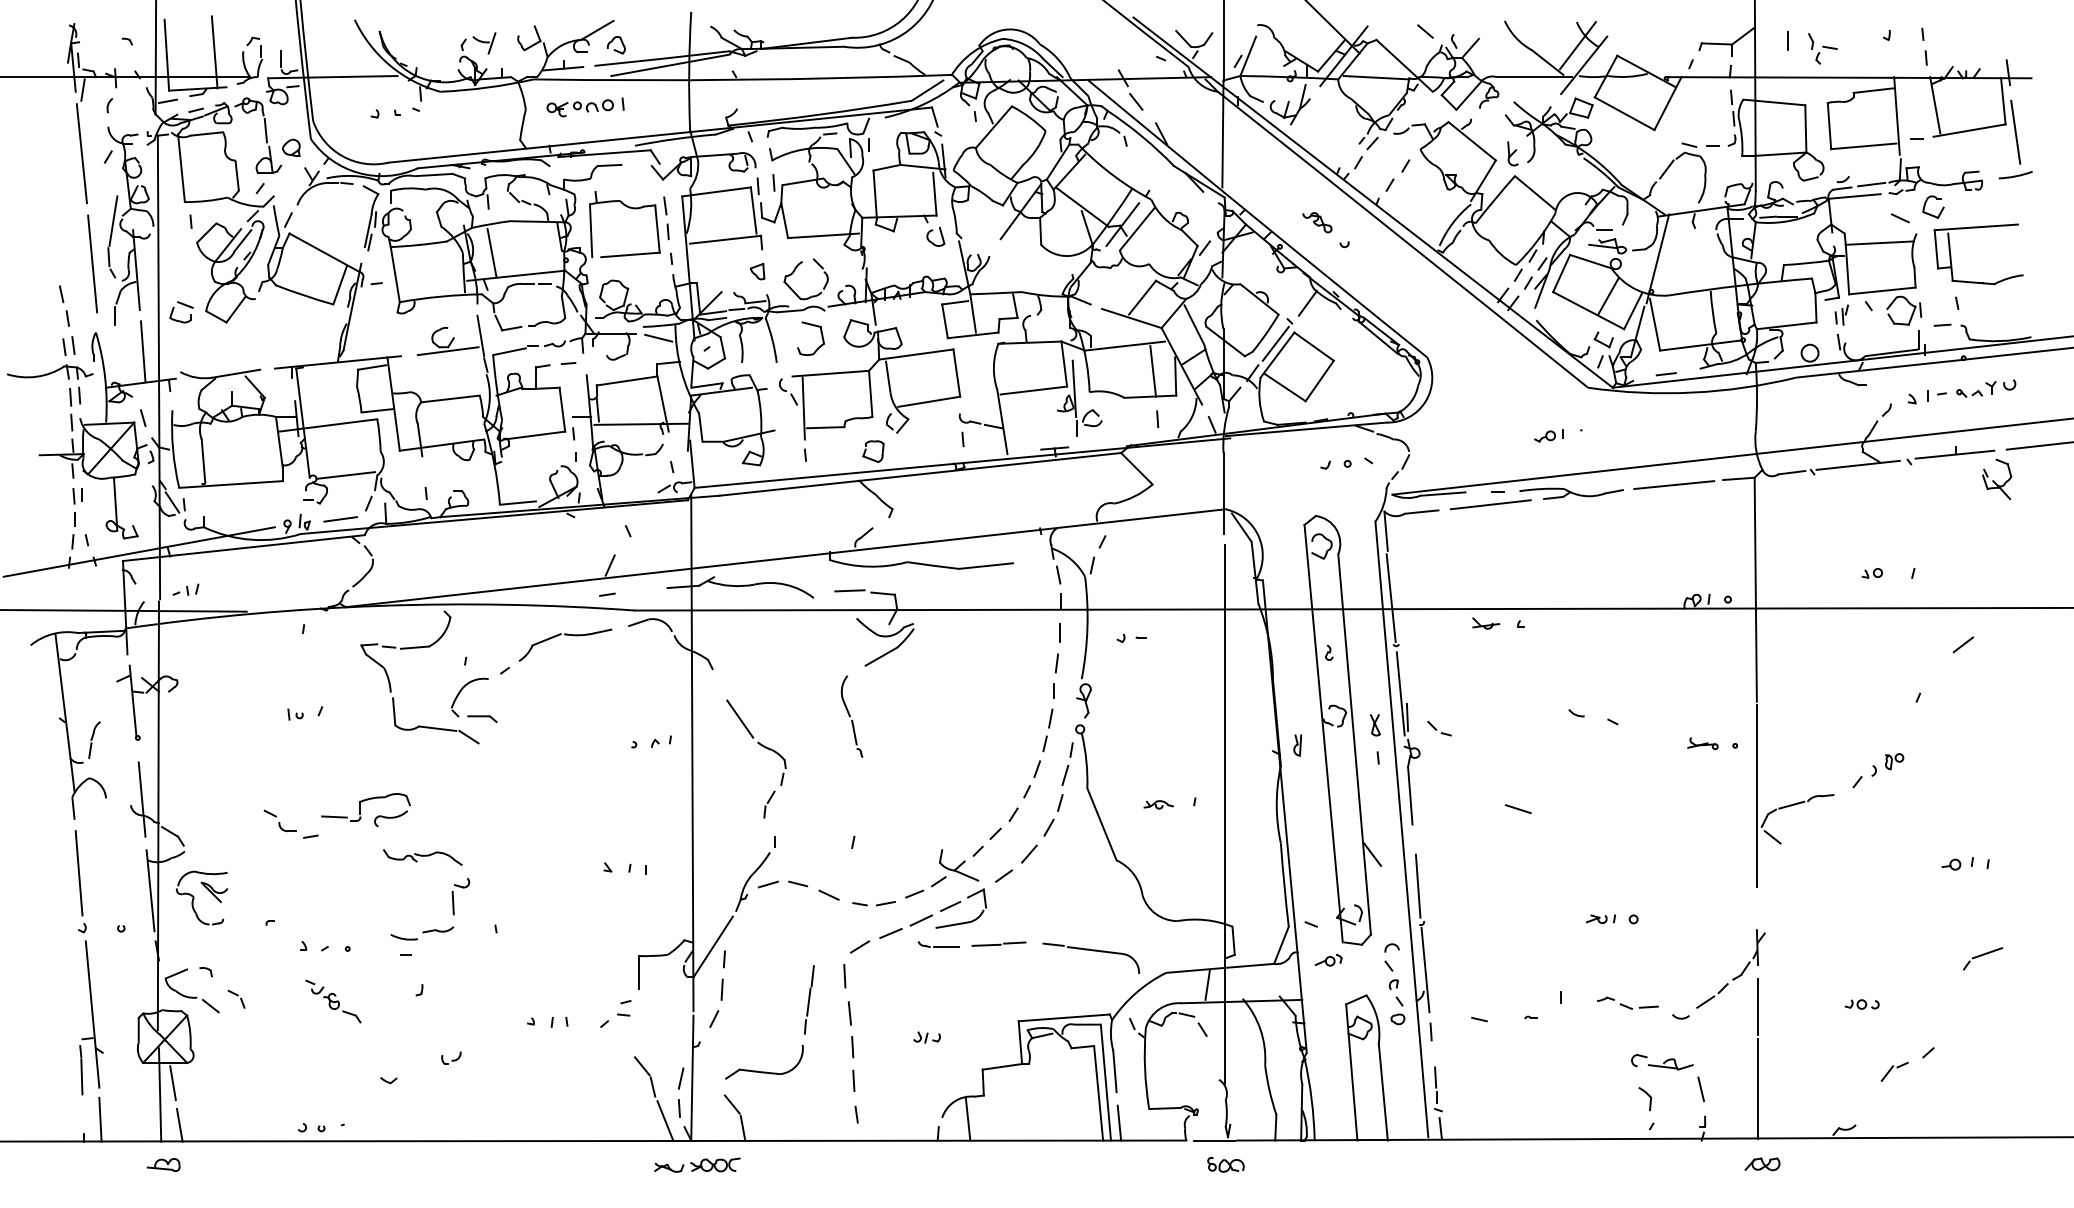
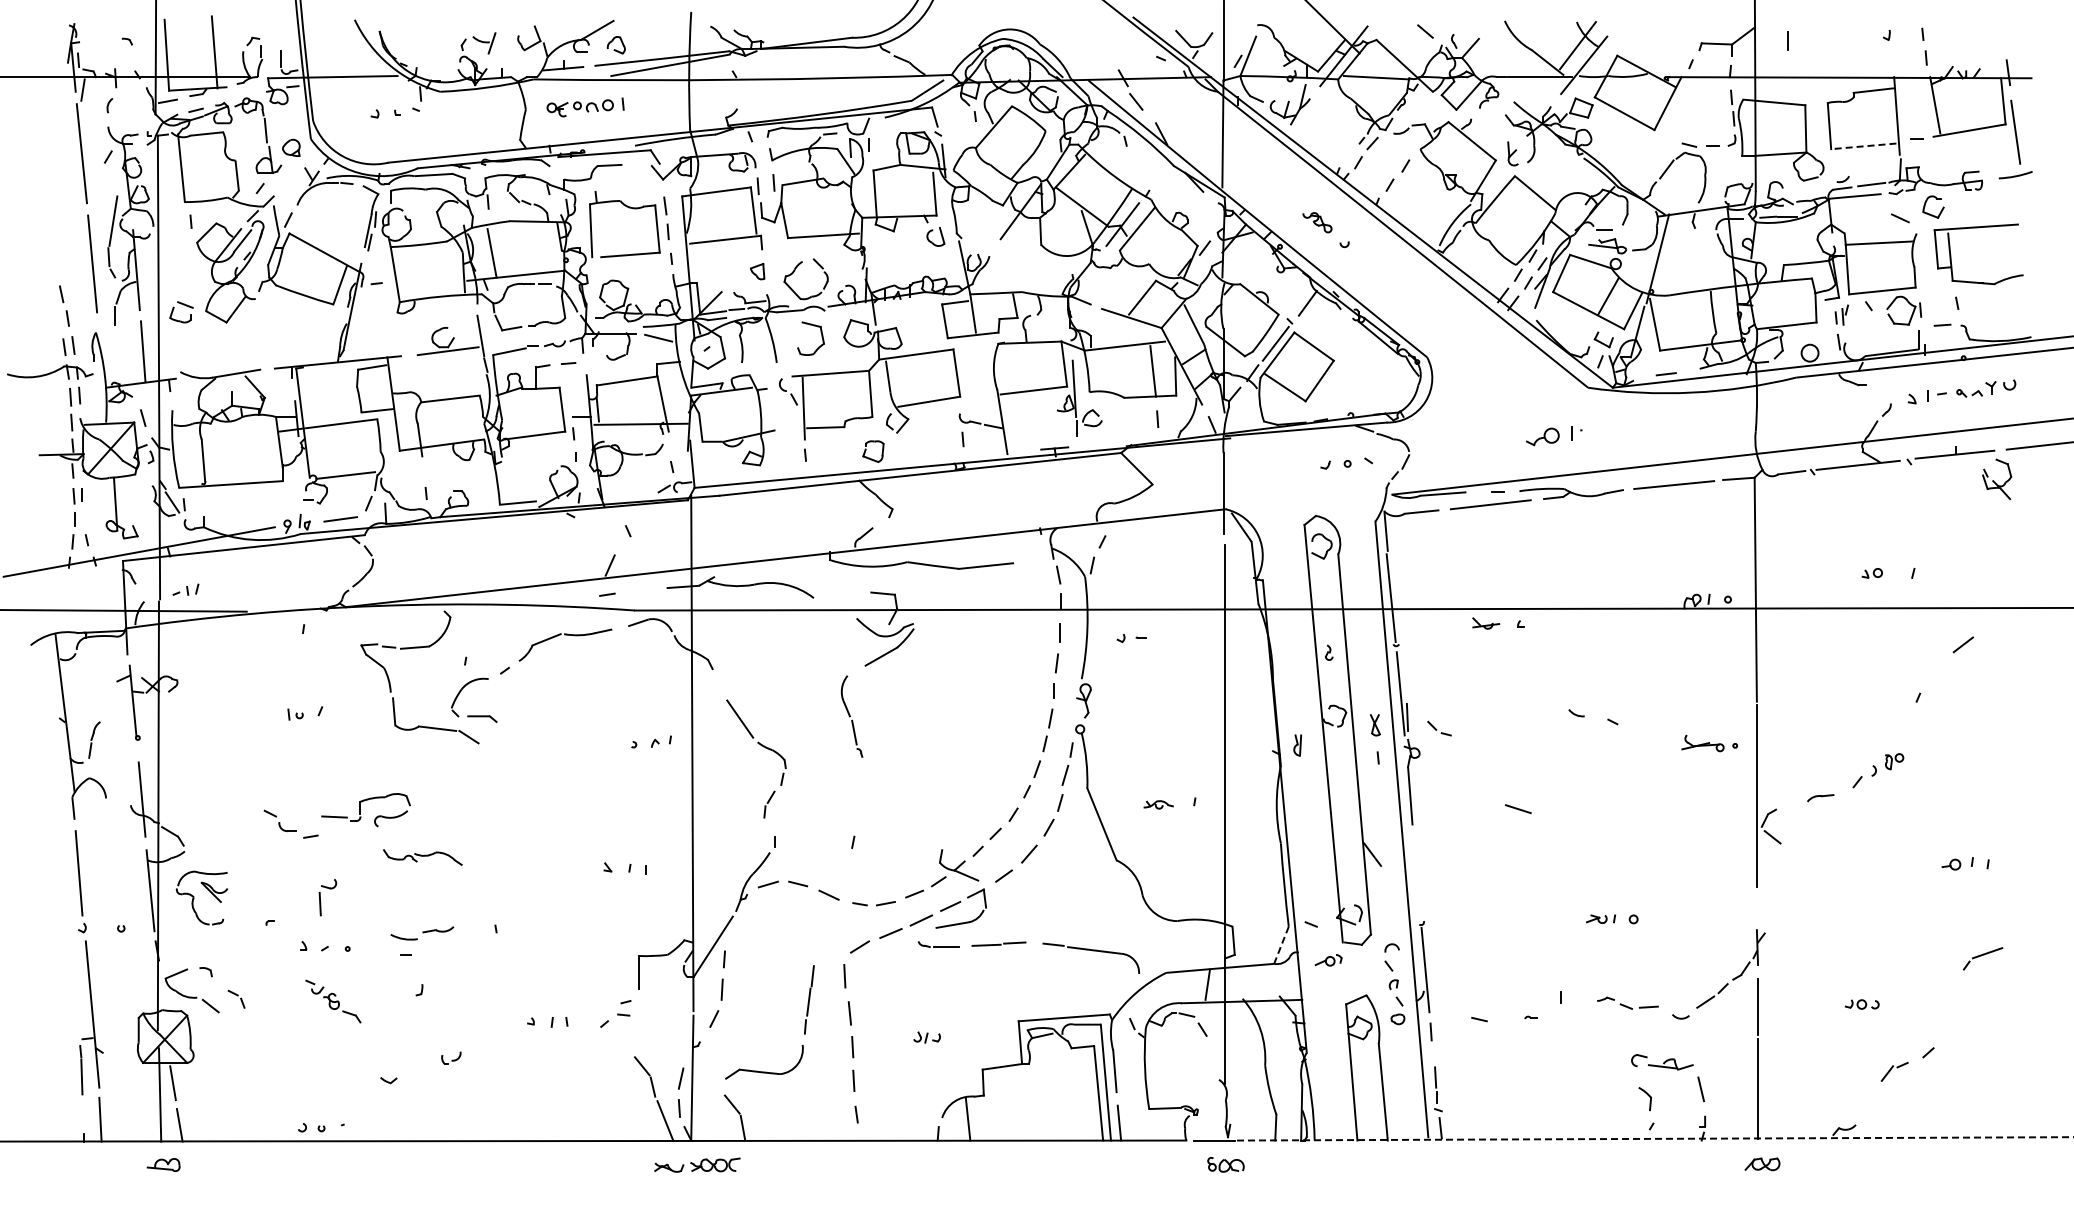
part: present -> none (1822, 48)
line: solid -> dashed (1863, 146)
part size: 30x14 px -> 47x21 px (1549, 436)
line: present -> none (849, 590)
part size: 32x14 px -> 44x19 px (1702, 743)
line: present -> none (1791, 804)
line: present -> none (1417, 885)
part position: (453, 896) -> (320, 897) (320, 897)
line: solid -> dashed (1281, 945)
line: solid -> dashed (1655, 1138)
